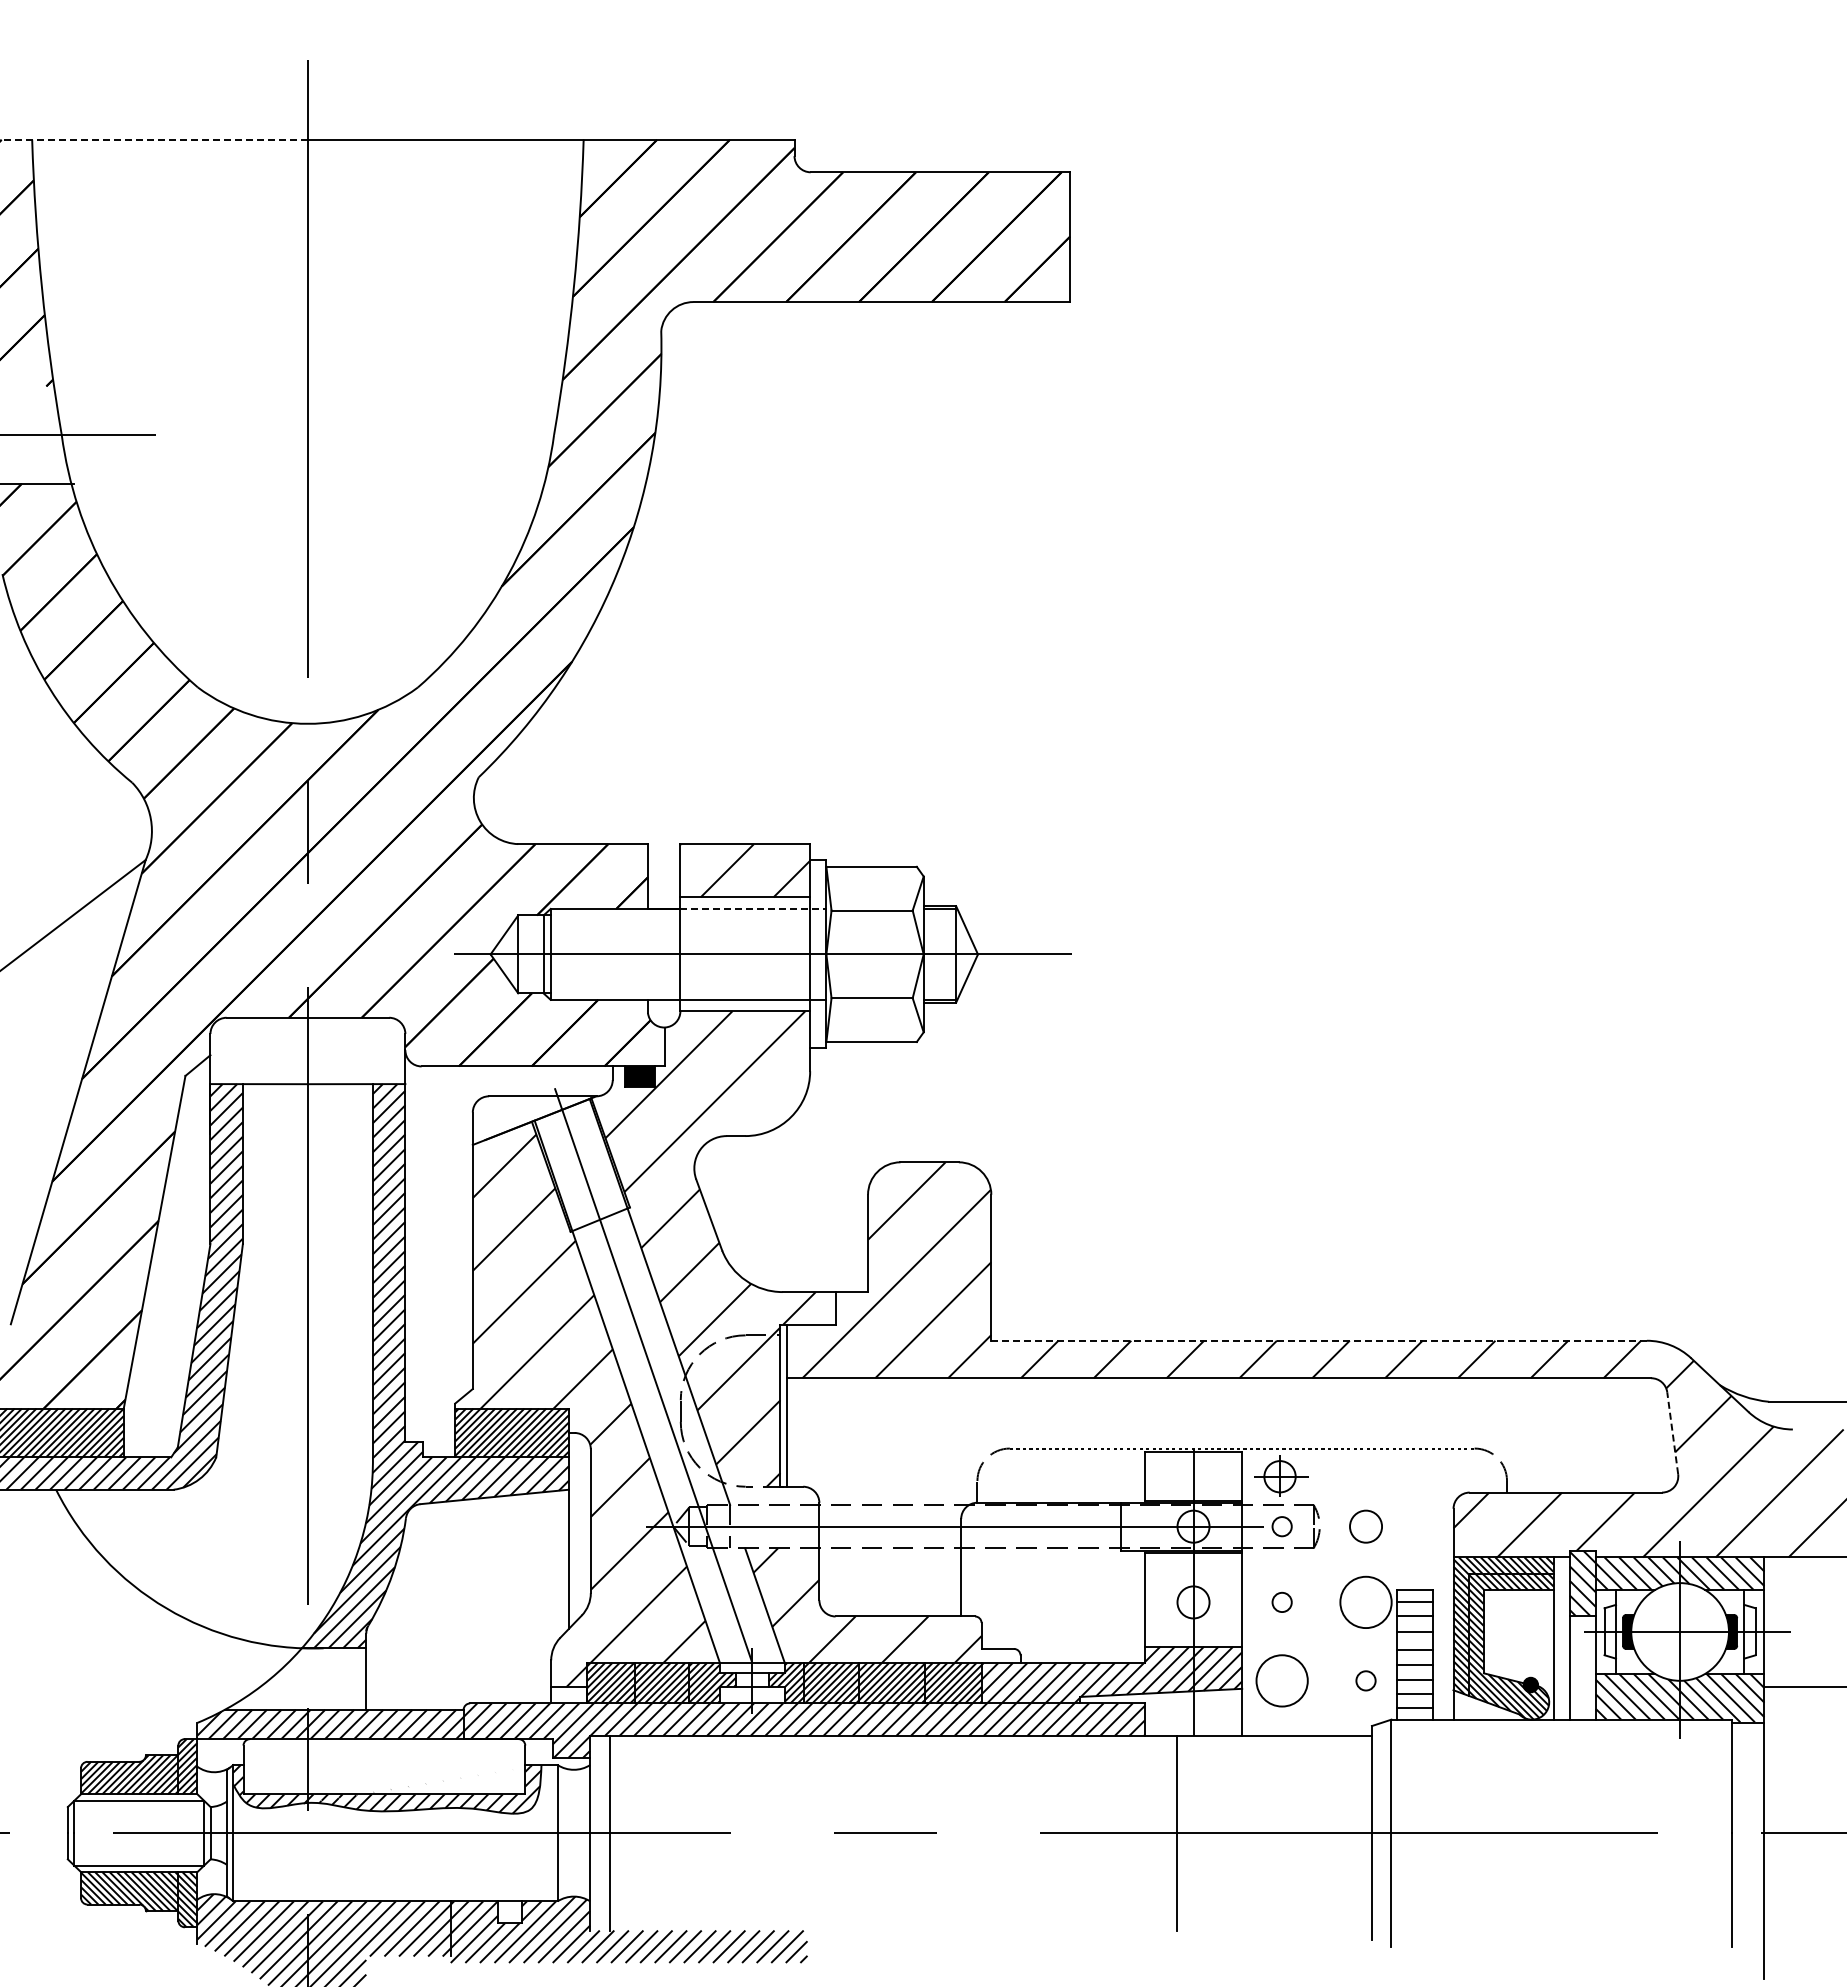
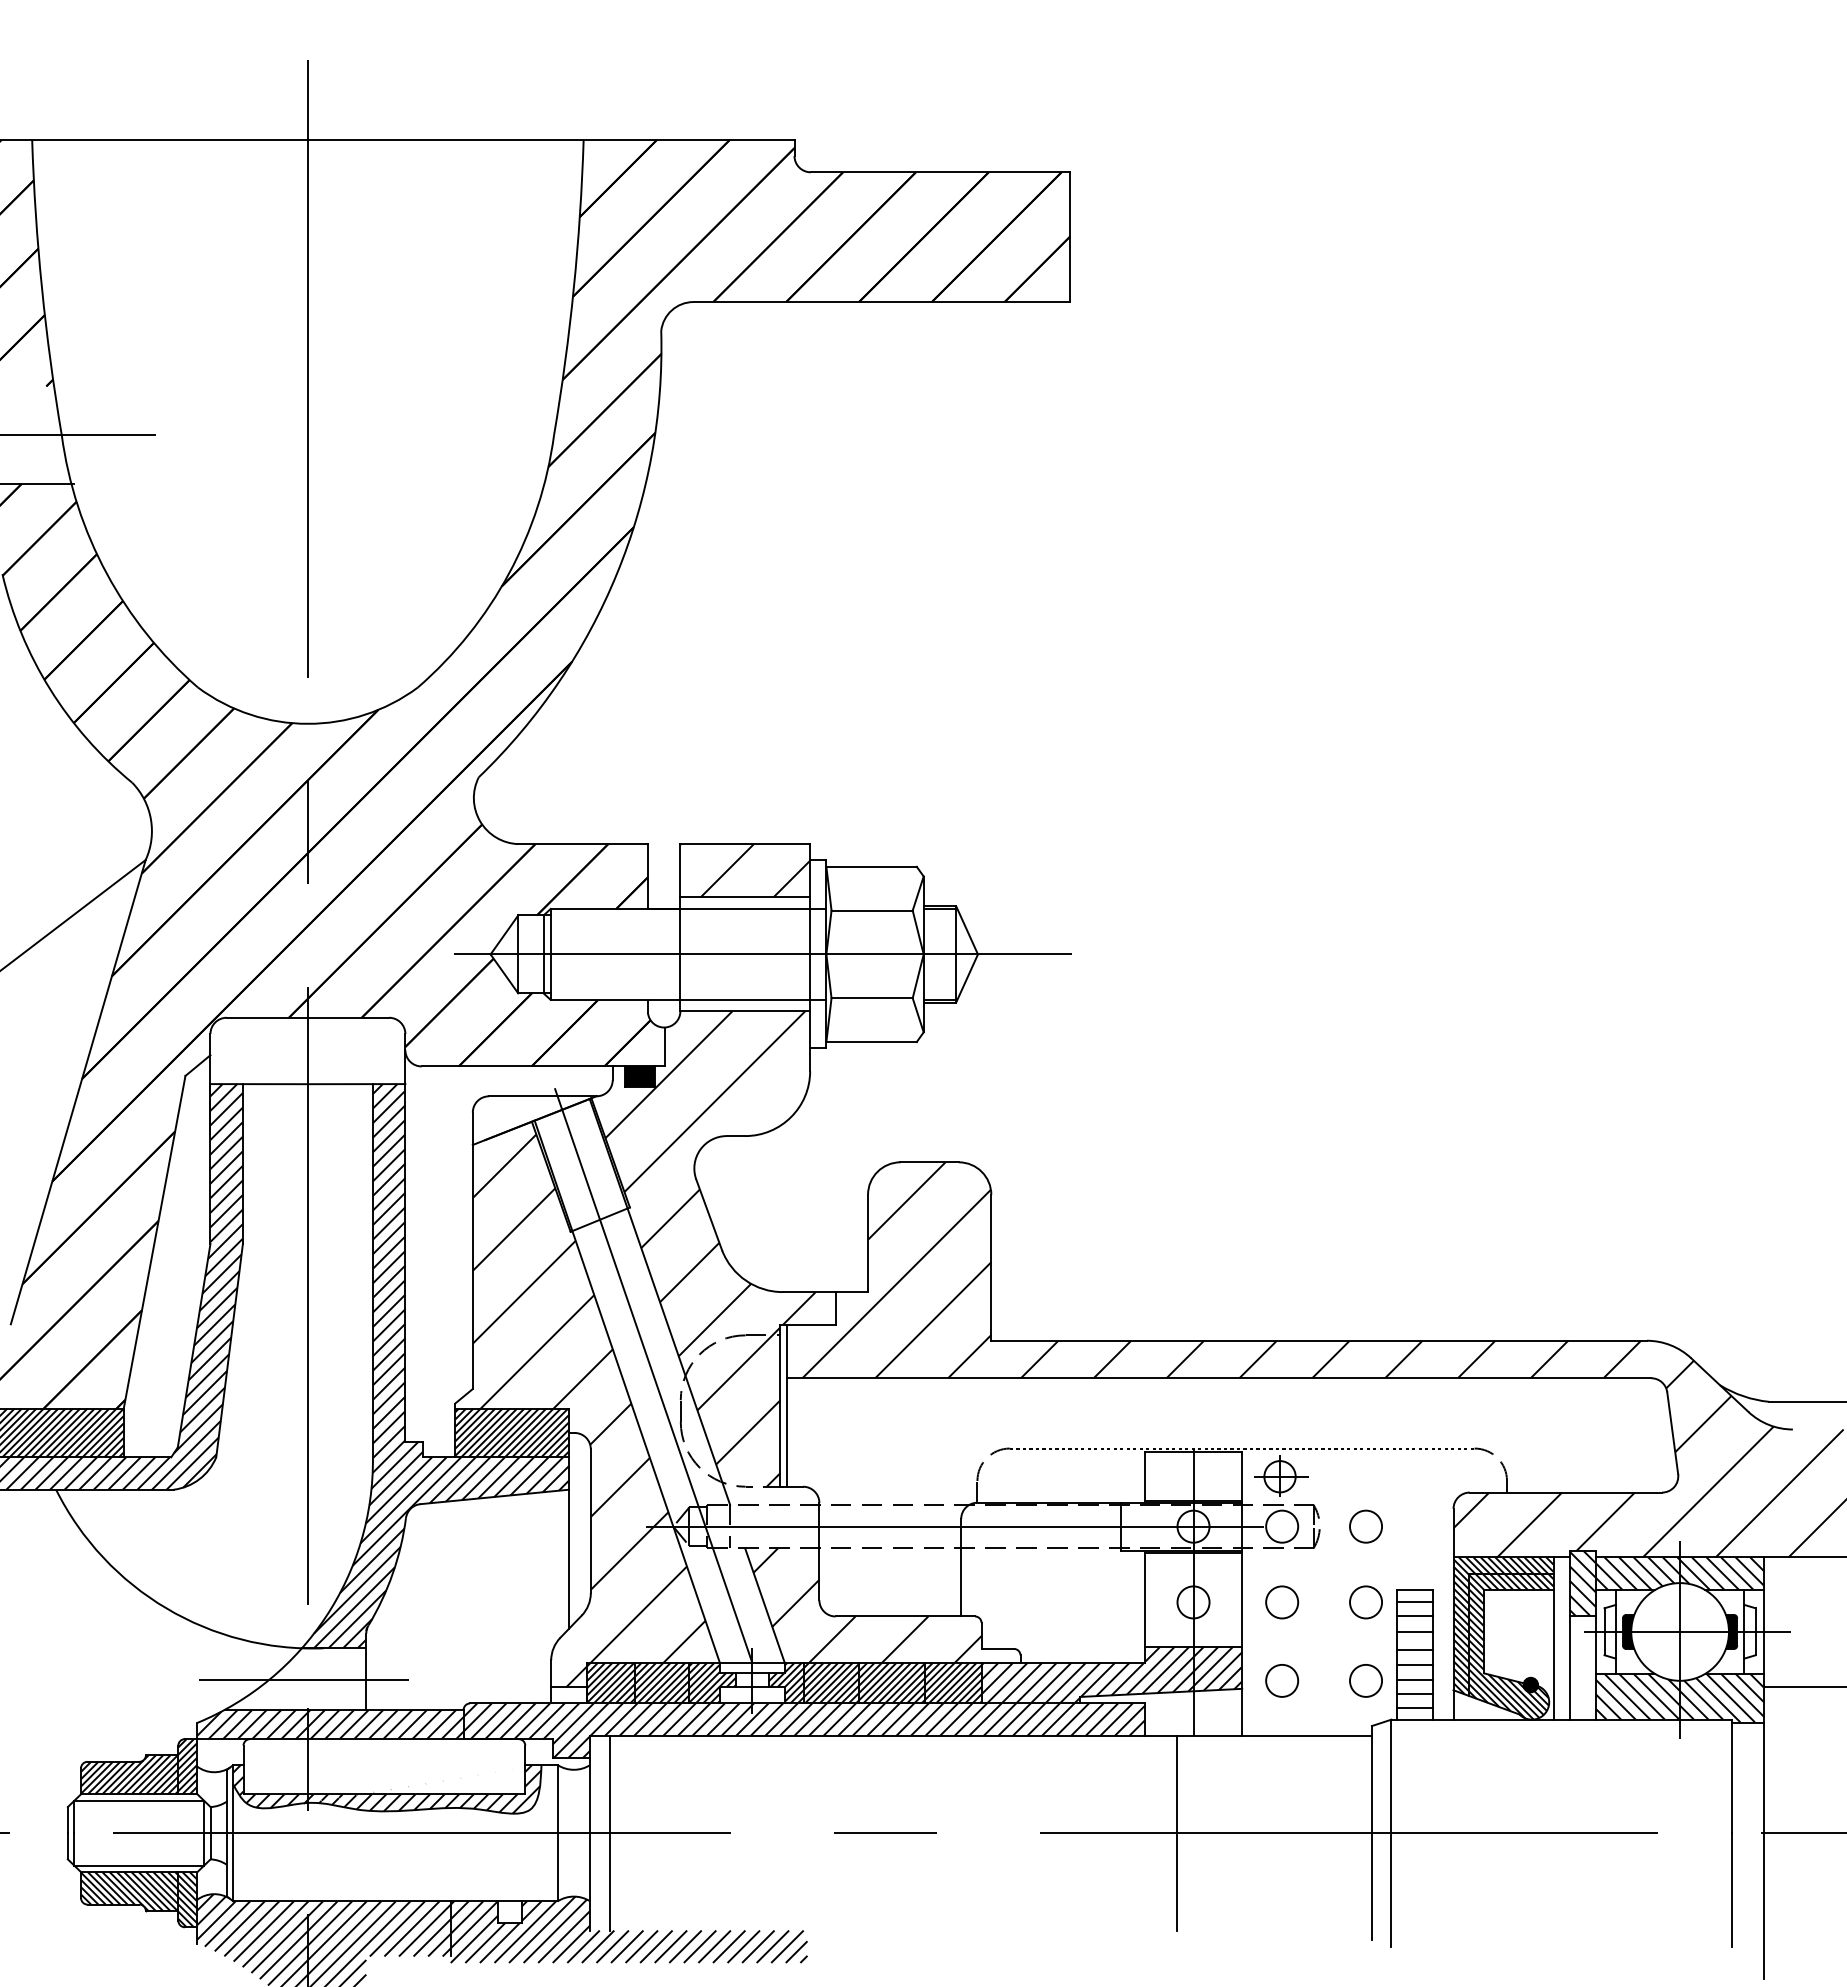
line: dashed -> solid (154, 139)
line: dashed -> solid (753, 909)
line: dashed -> solid (1319, 1340)
line: dashed -> solid (1672, 1432)
circle diameter: 19 px -> 32 px (1282, 1526)
circle diameter: 19 px -> 32 px (1282, 1602)
circle diameter: 51 px -> 32 px (1366, 1602)
line: none -> present (303, 1680)
circle diameter: 51 px -> 32 px (1282, 1680)
circle diameter: 19 px -> 32 px (1366, 1680)
